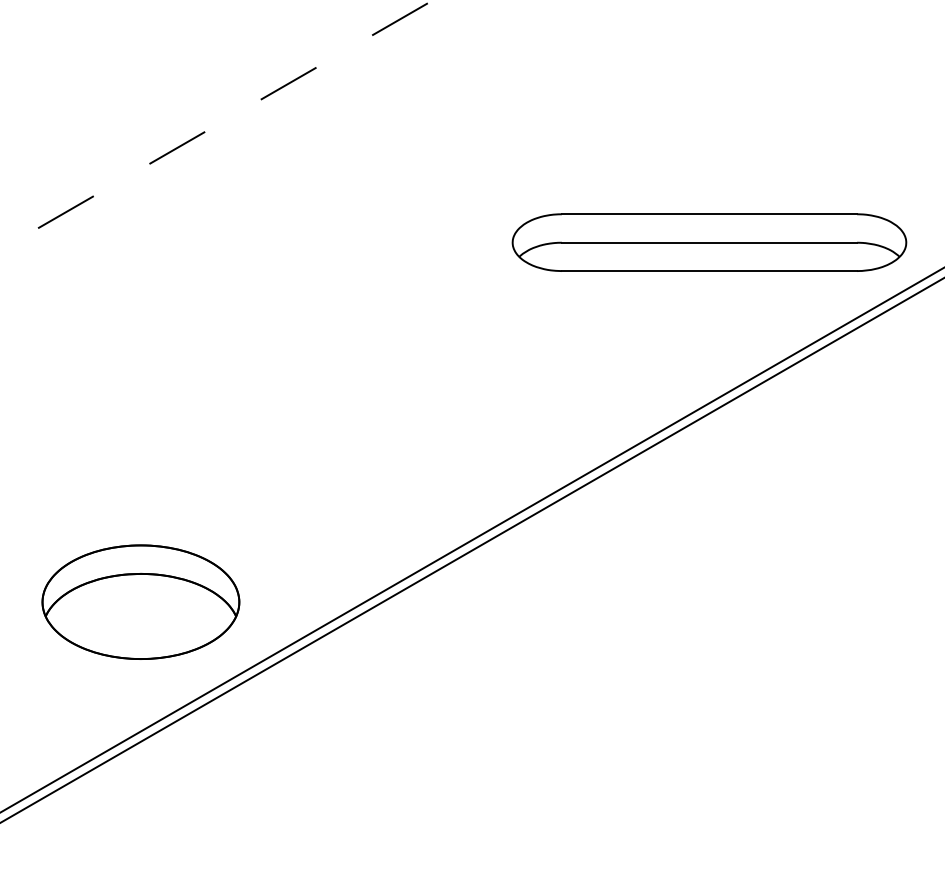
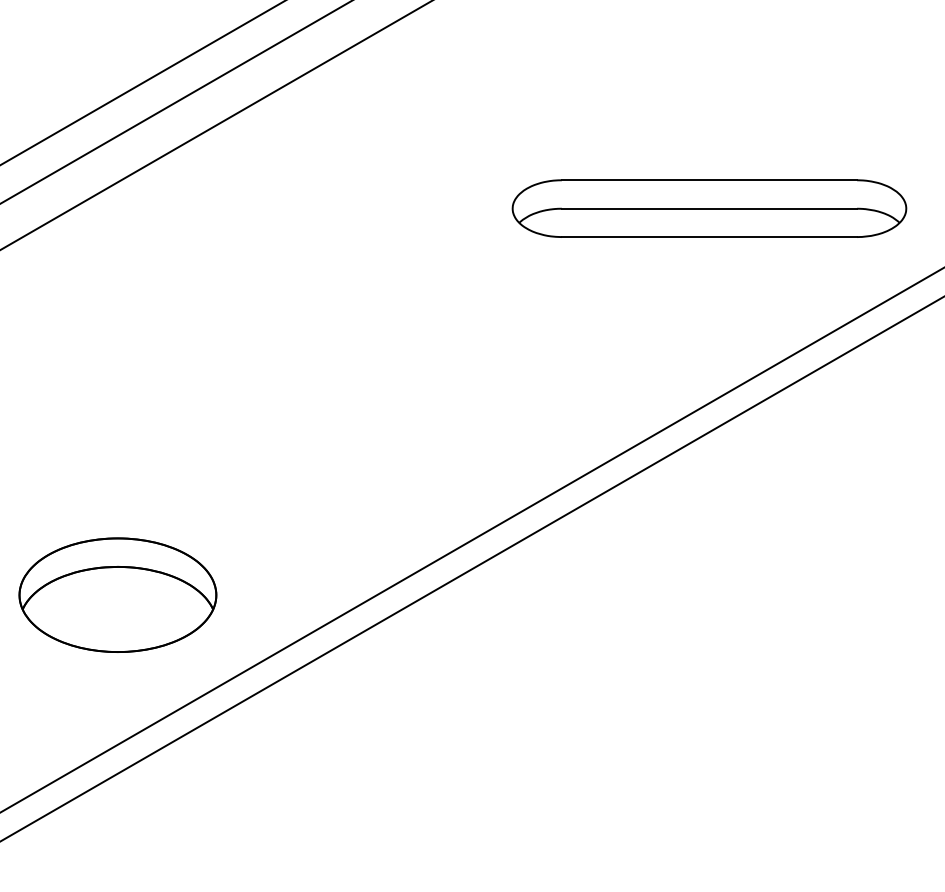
line: none -> present (142, 83)
line: none -> present (175, 102)
line: dashed -> solid (216, 125)
part position: (709, 242) -> (709, 208) (709, 208)
line position: (471, 550) -> (471, 568) (471, 568)
part position: (140, 601) -> (117, 594) (117, 594)
